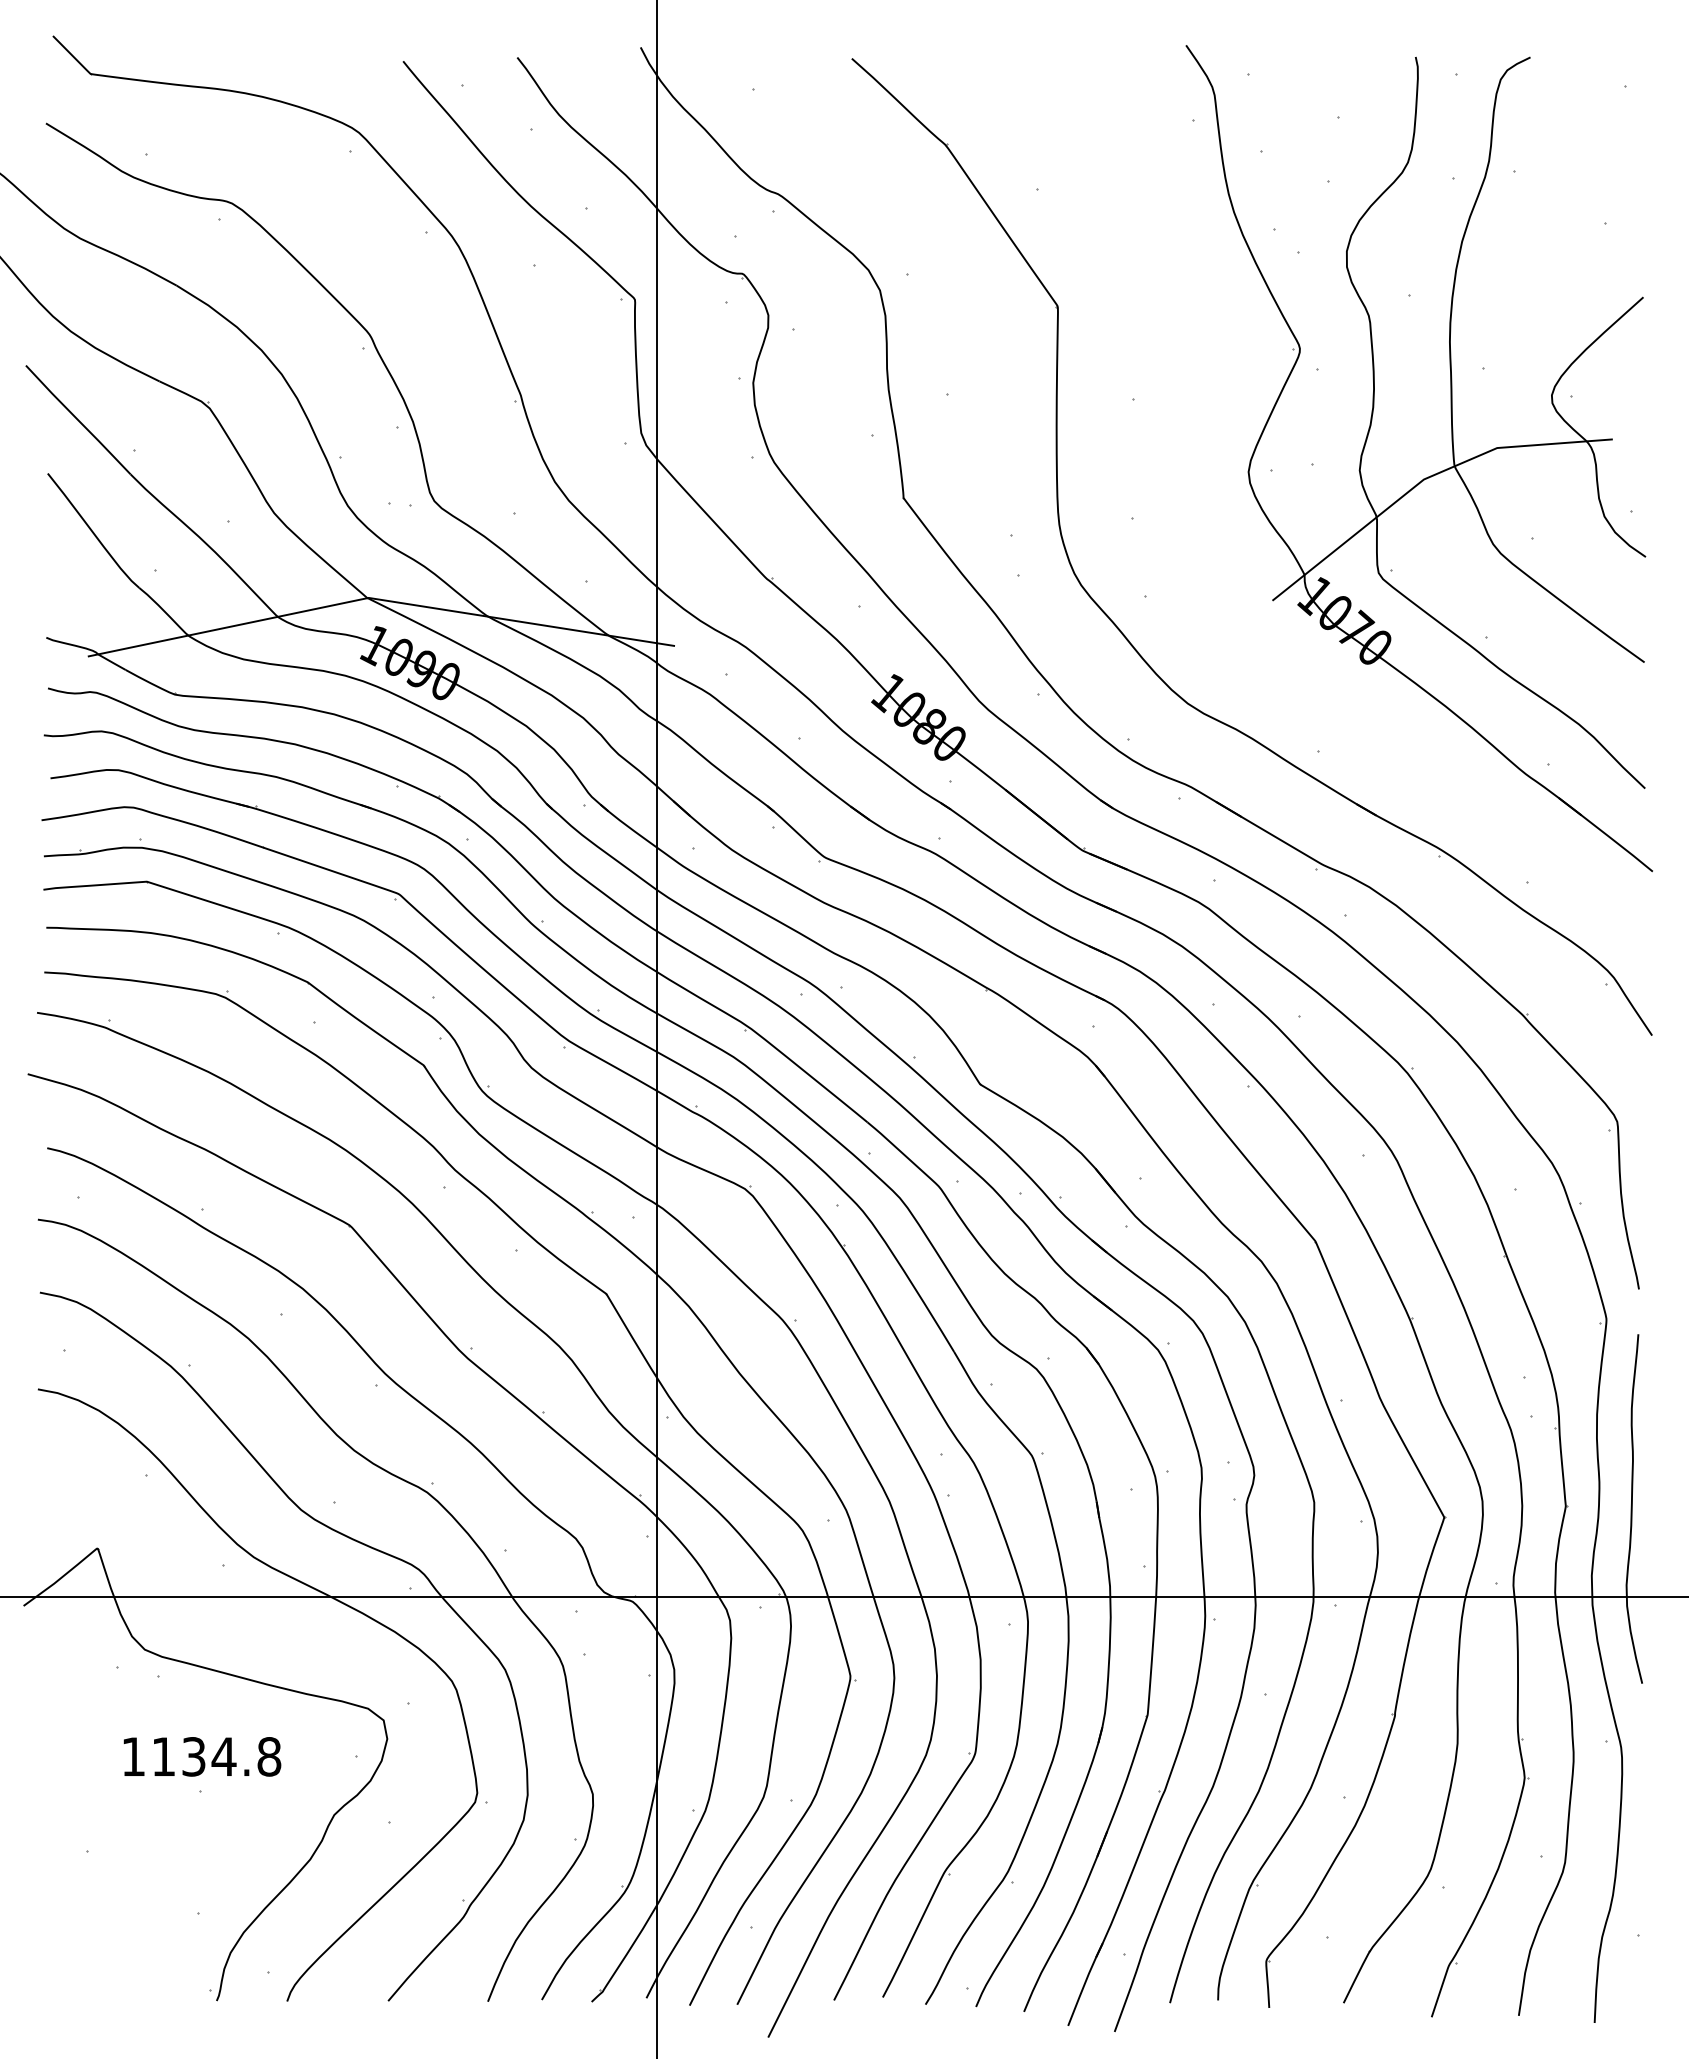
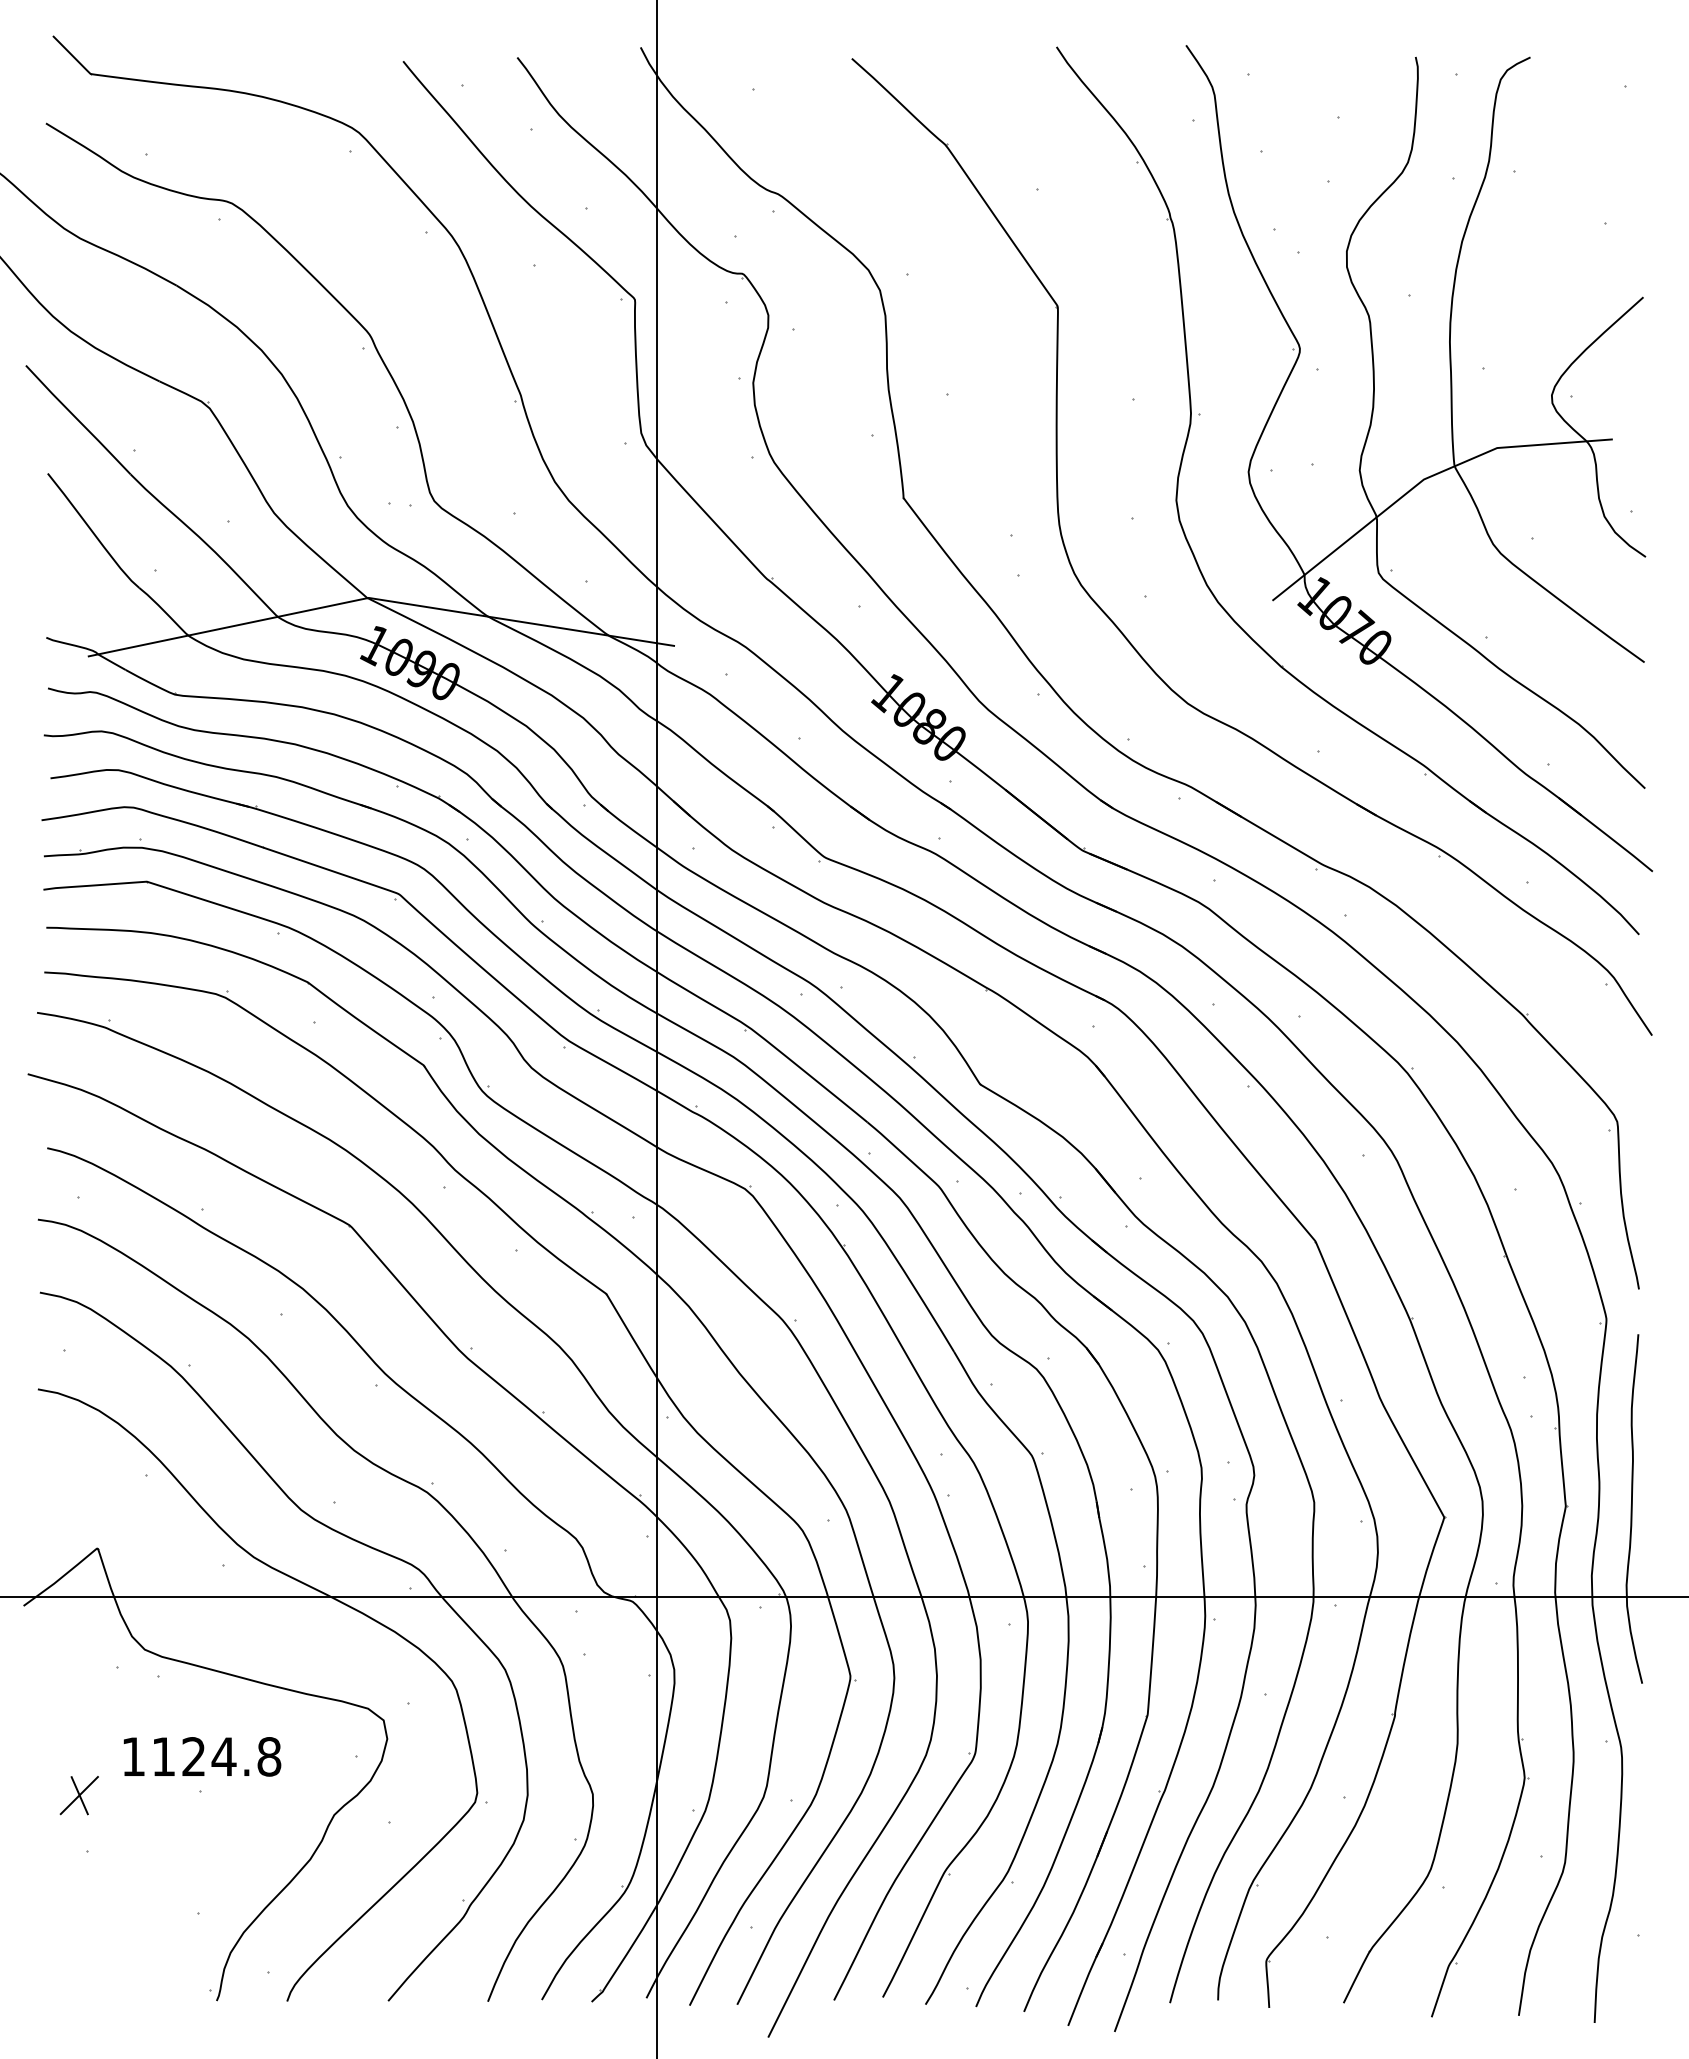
part: none -> present (1200, 414)
text: 1134.8 -> 1124.8 (193, 1756)
part: none -> present (78, 1795)
